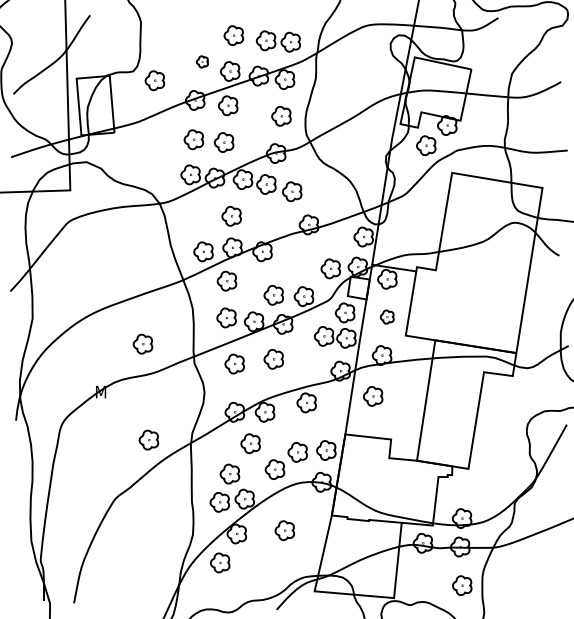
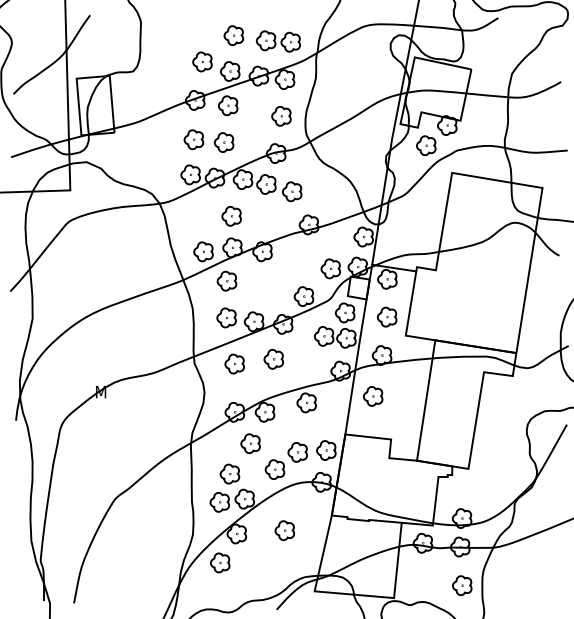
part size: 13x14 px -> 21x22 px (202, 61)
part: present -> none (154, 80)
part: present -> none (273, 295)
part size: 16x16 px -> 21x22 px (387, 316)
part: present -> none (142, 343)
part: present -> none (148, 439)
